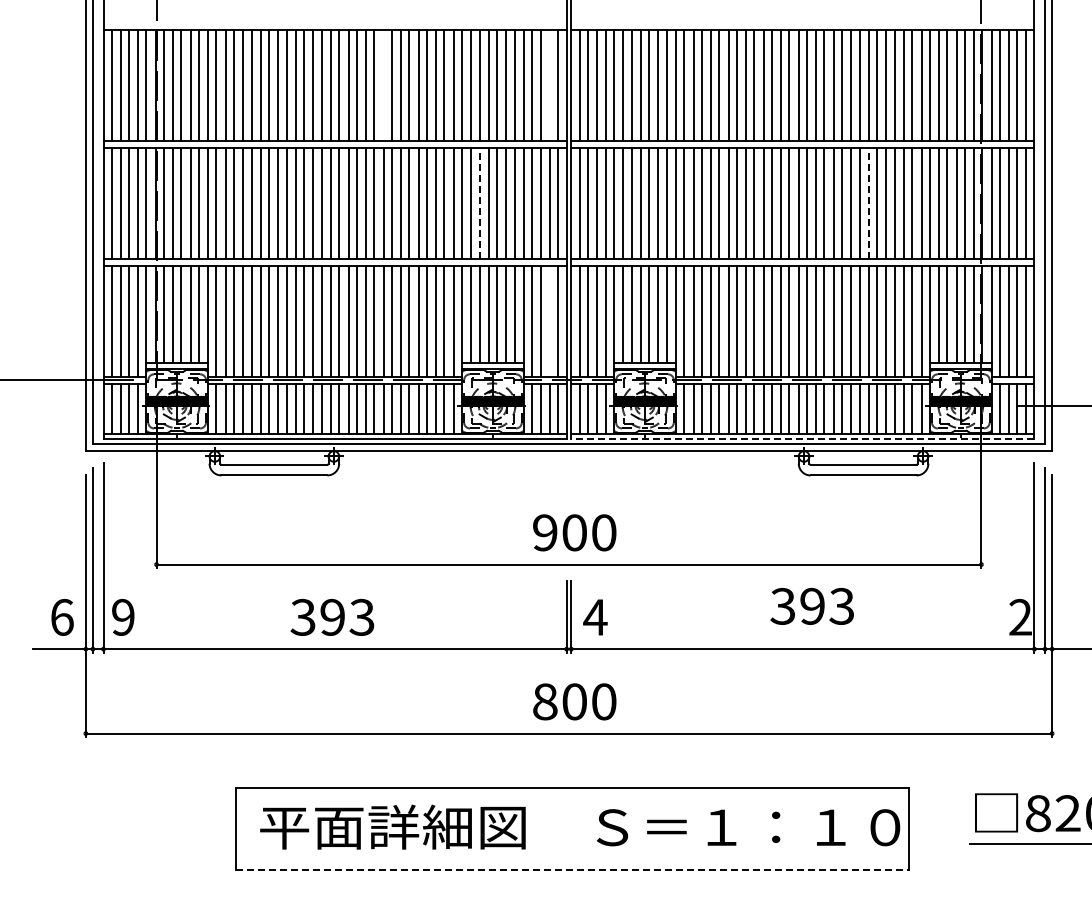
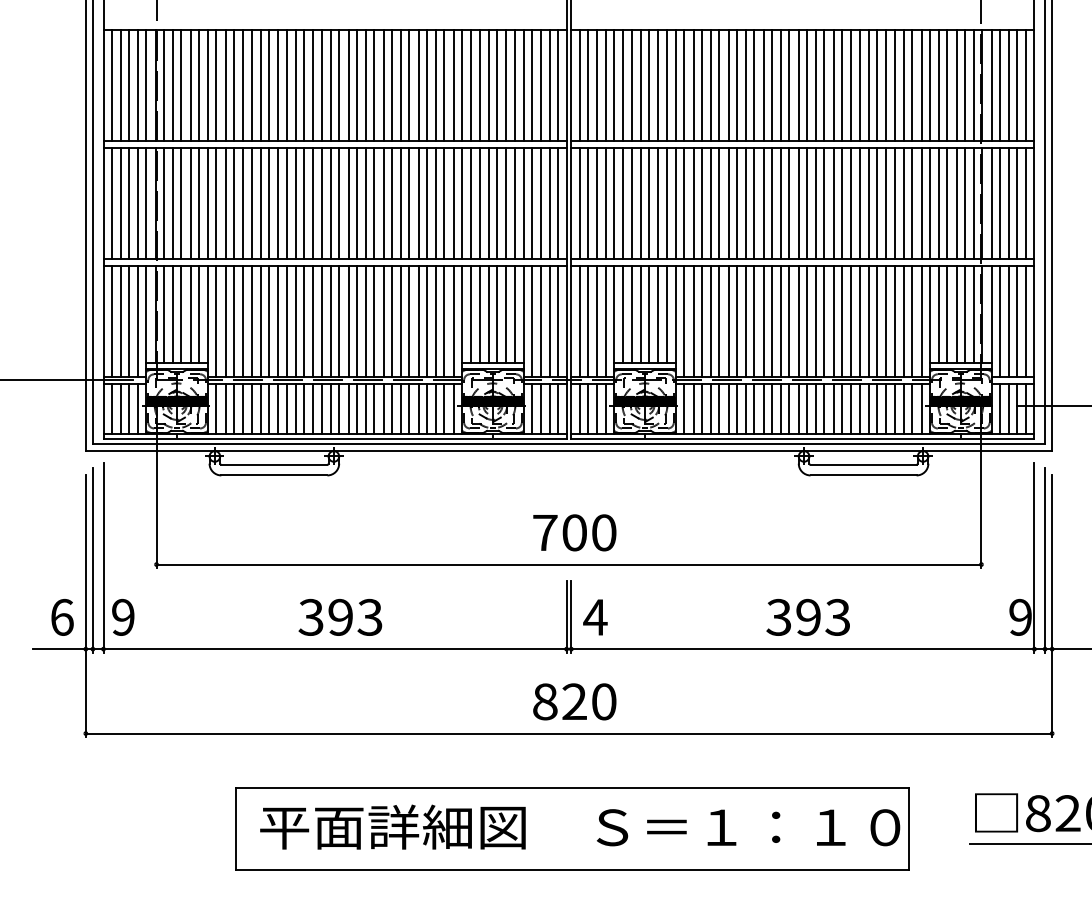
line: none -> present (383, 85)
line: none -> present (549, 85)
line: dashed -> solid (479, 203)
line: dashed -> solid (868, 203)
line: none -> present (549, 321)
line: dashed -> solid (802, 439)
text: 900 -> 700 (545, 532)
text position: (811, 606) -> (807, 617) (807, 617)
text position: (332, 617) -> (340, 617) (340, 617)
text: 2 -> 9 (1020, 617)
text: 800 -> 820 (574, 701)
line: dashed -> solid (573, 870)
